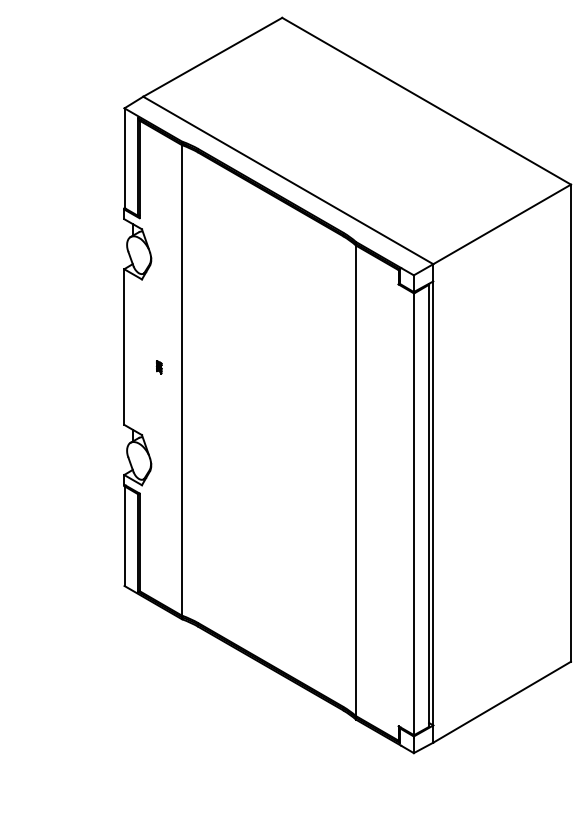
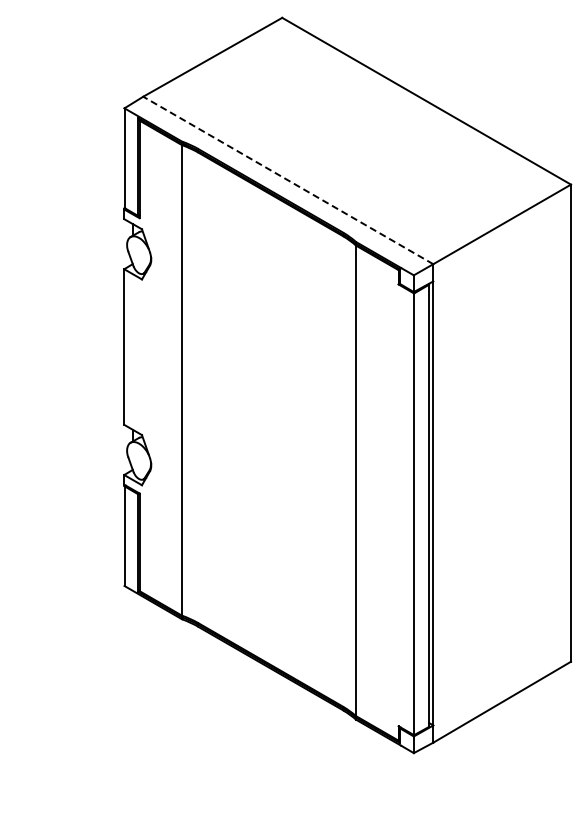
line: solid -> dashed (287, 180)
part: present -> none (158, 367)
